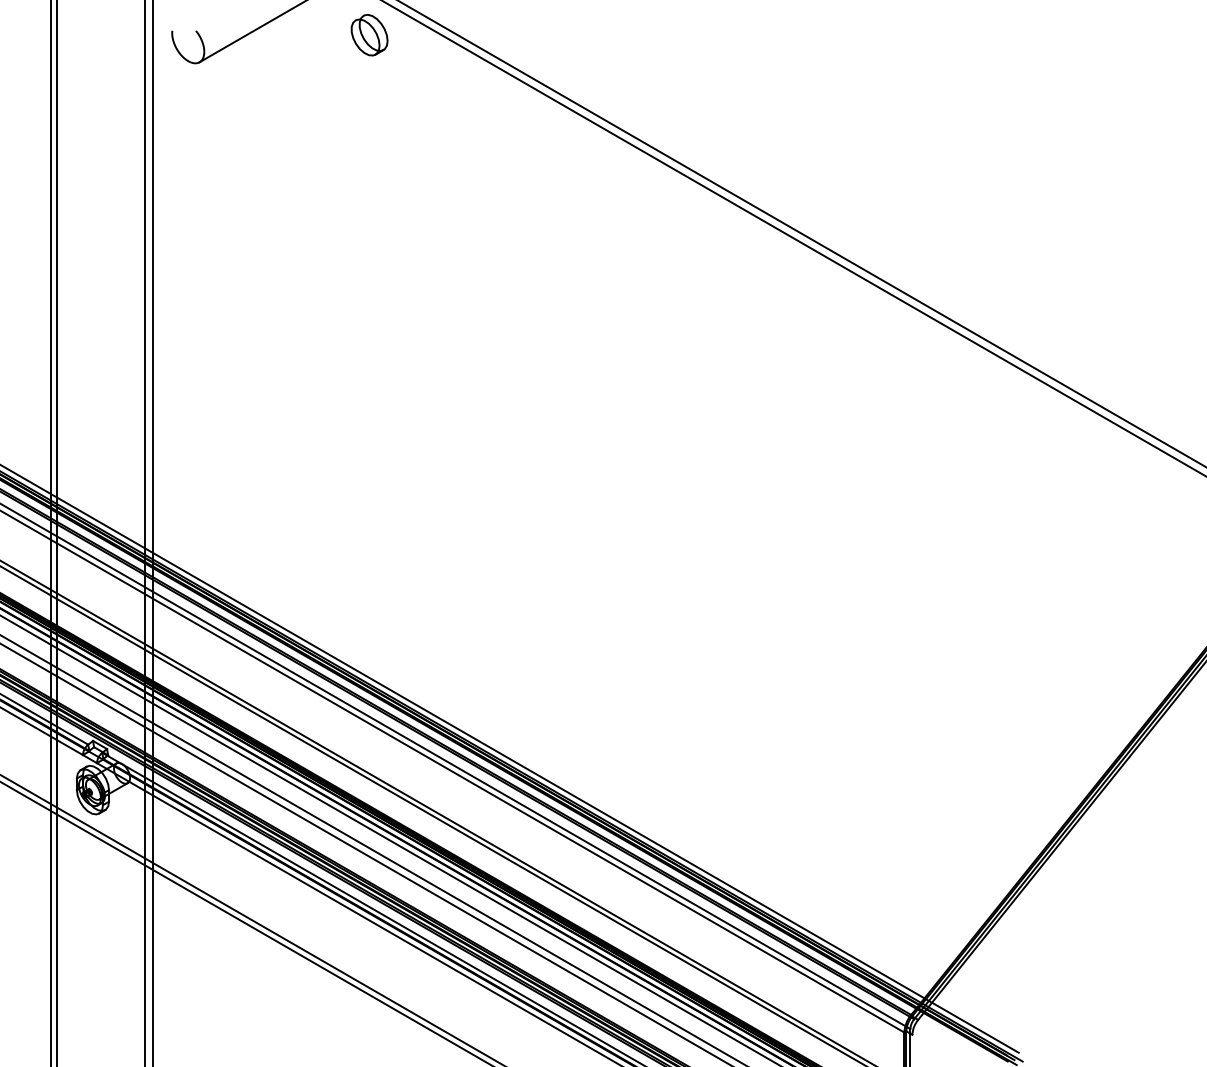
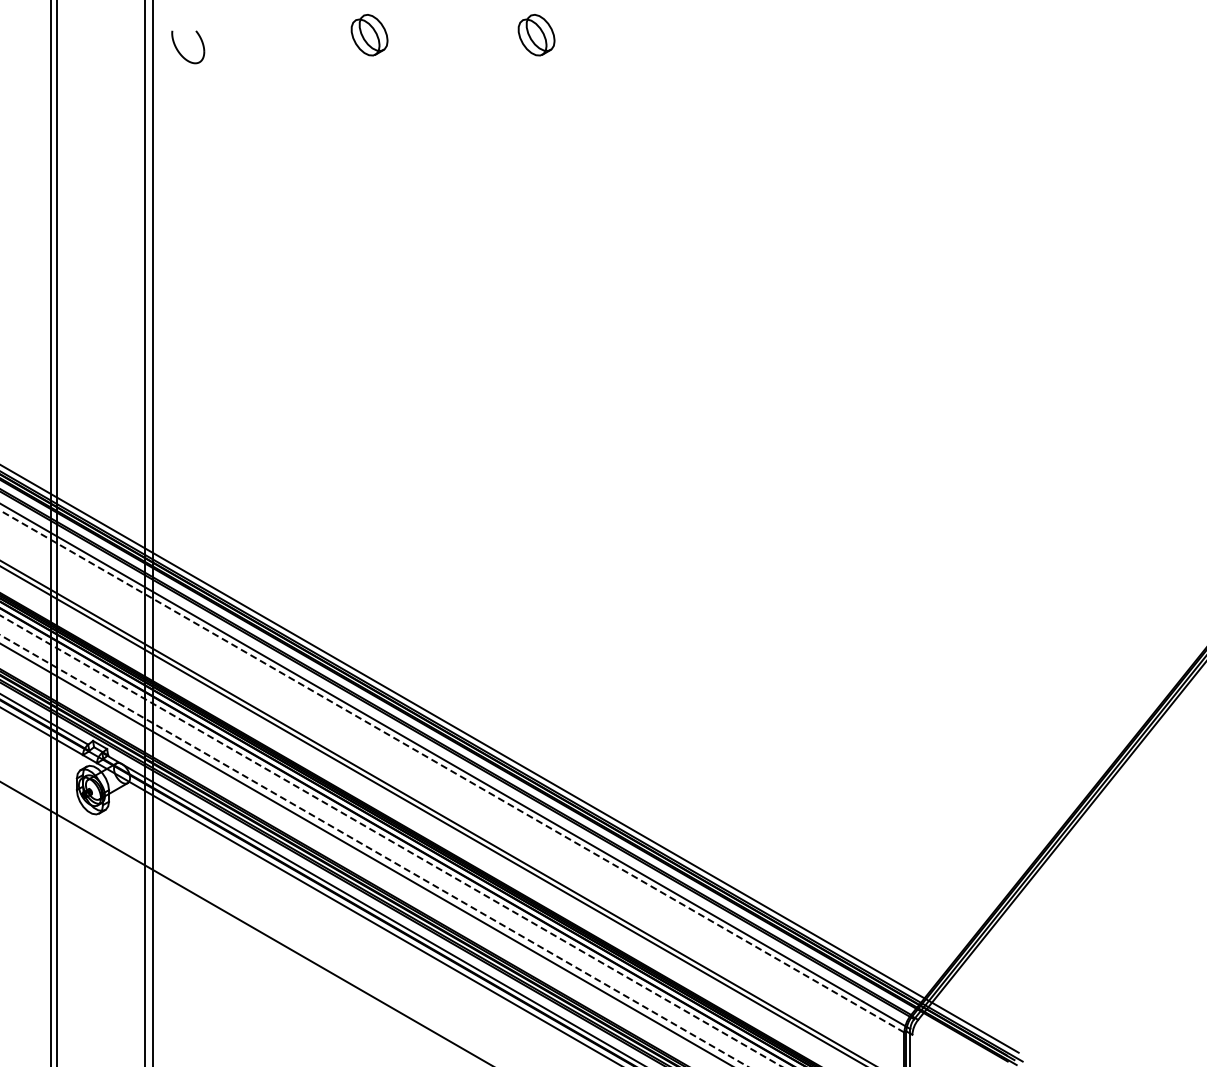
line: present -> none (251, 32)
part: none -> present (536, 35)
line: present -> none (801, 233)
line: present -> none (794, 238)
line: solid -> dashed (452, 771)
line: solid -> dashed (391, 841)
line: solid -> dashed (374, 851)
line: present -> none (251, 919)
